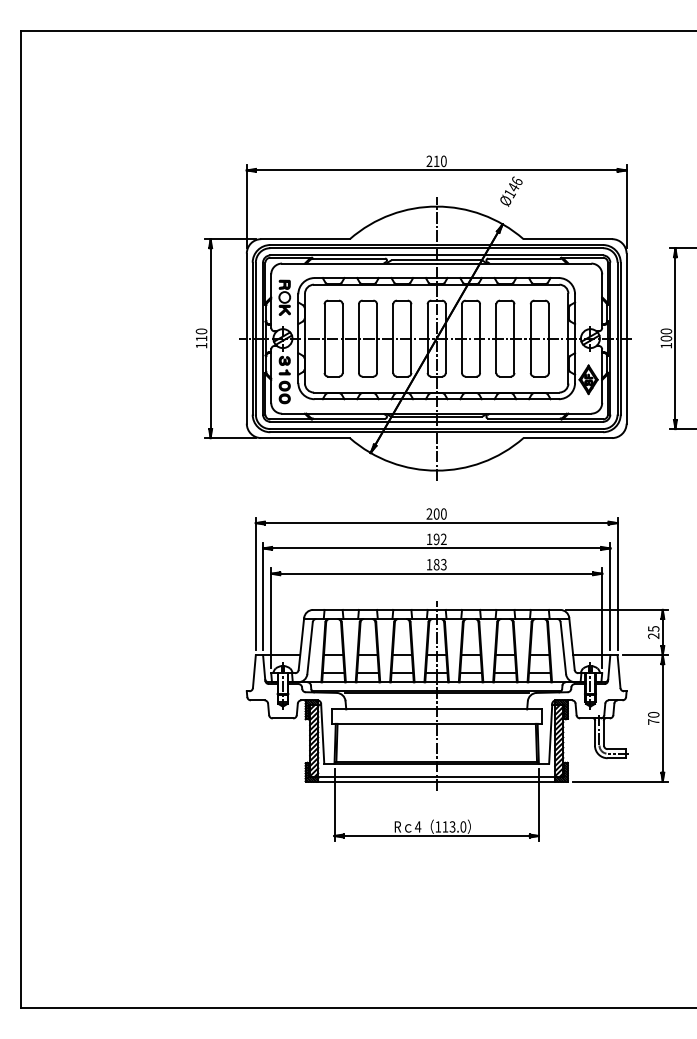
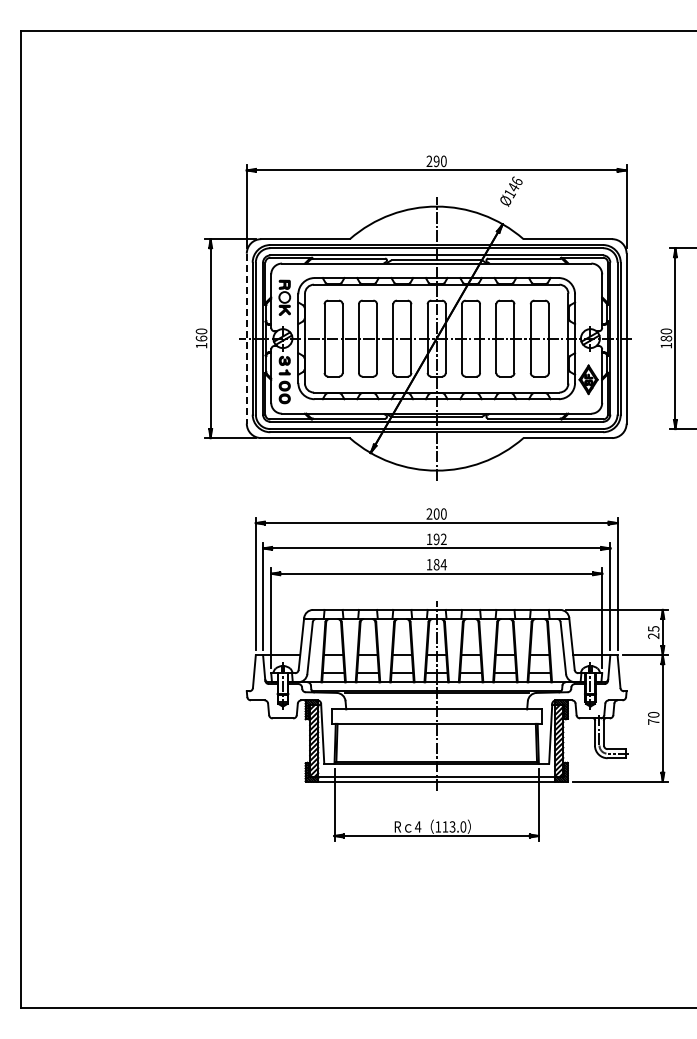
text: 210 -> 290 (436, 161)
text: 110 -> 160 (201, 338)
text: 100 -> 180 (666, 338)
line: solid -> dashed (246, 339)
text: 183 -> 184 (443, 564)
